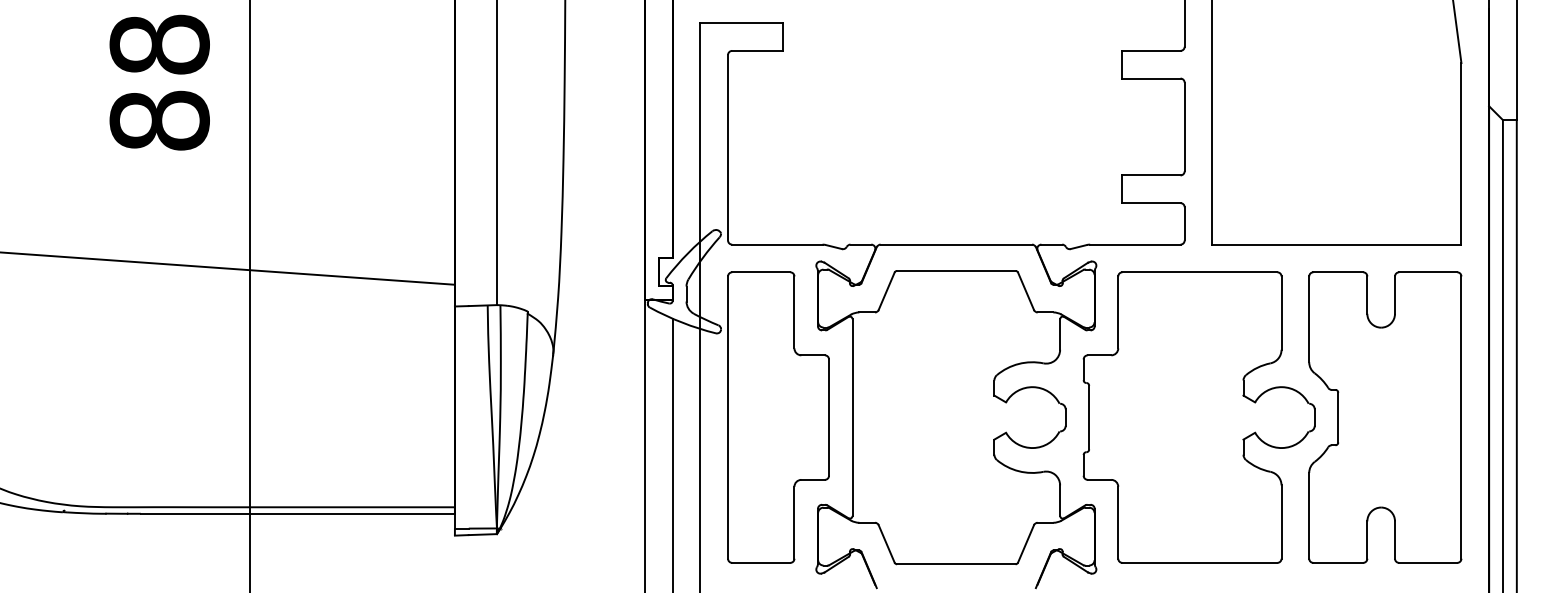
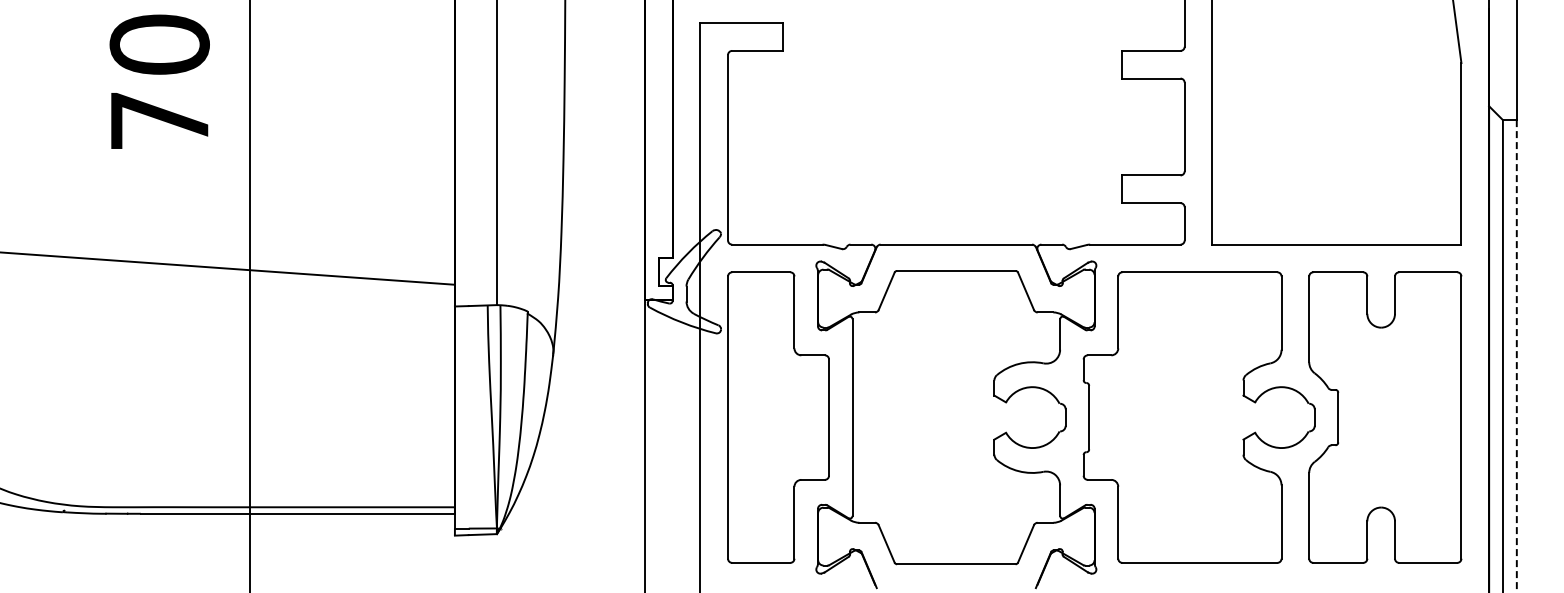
text: 88 -> 70 (159, 82)
line: solid -> dashed (1516, 356)
line: present -> none (672, 453)
